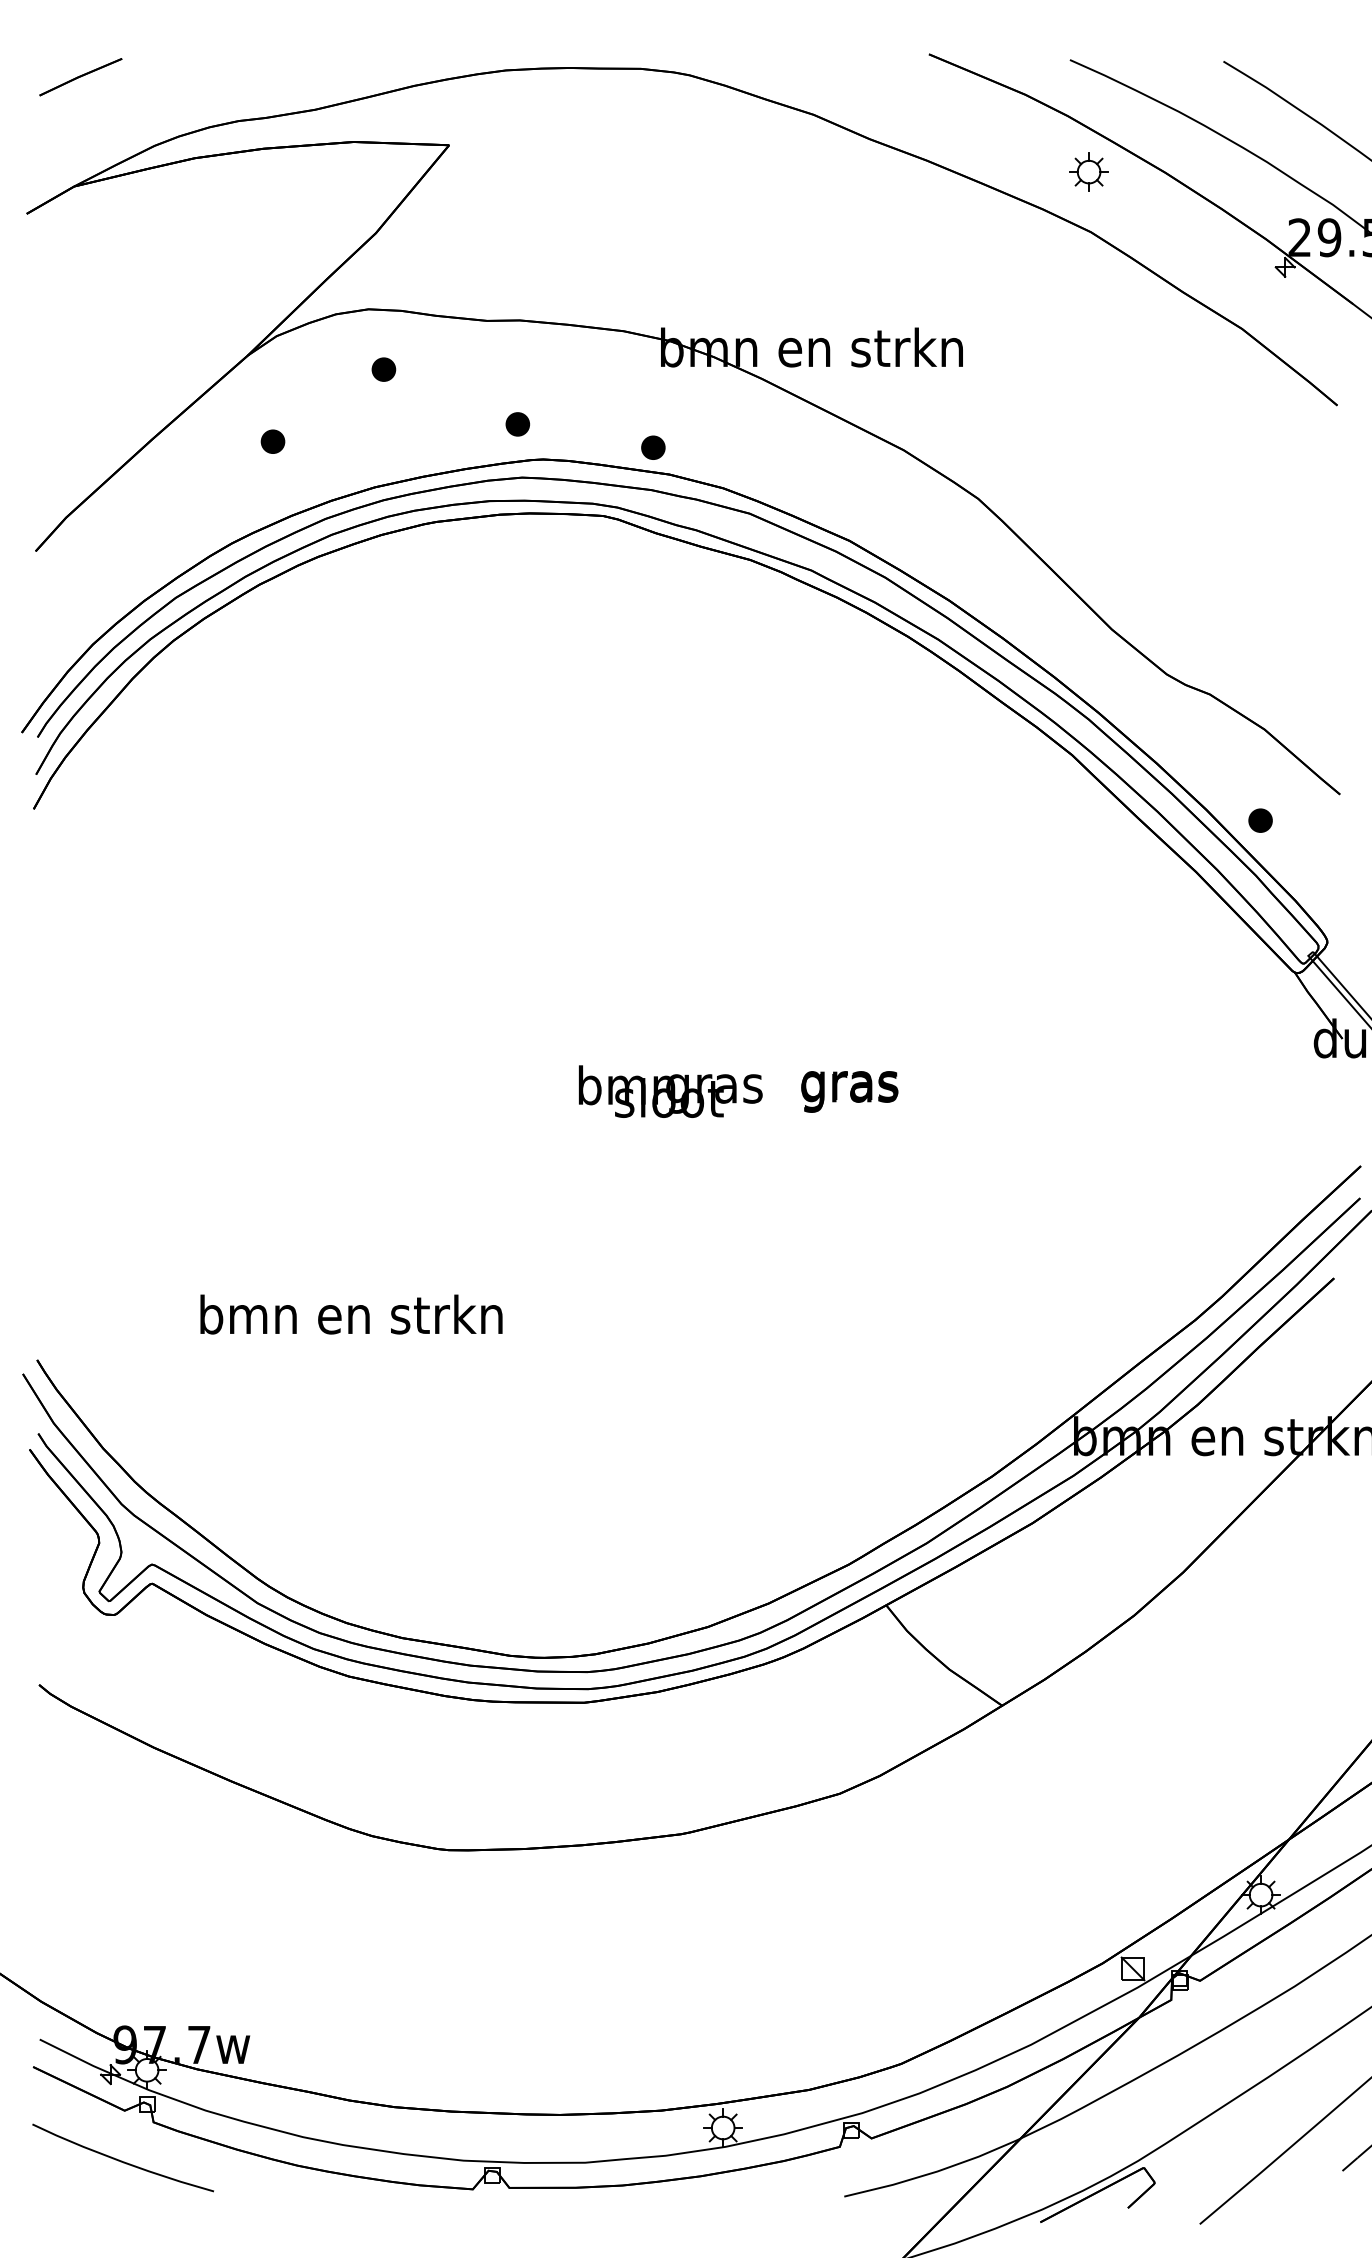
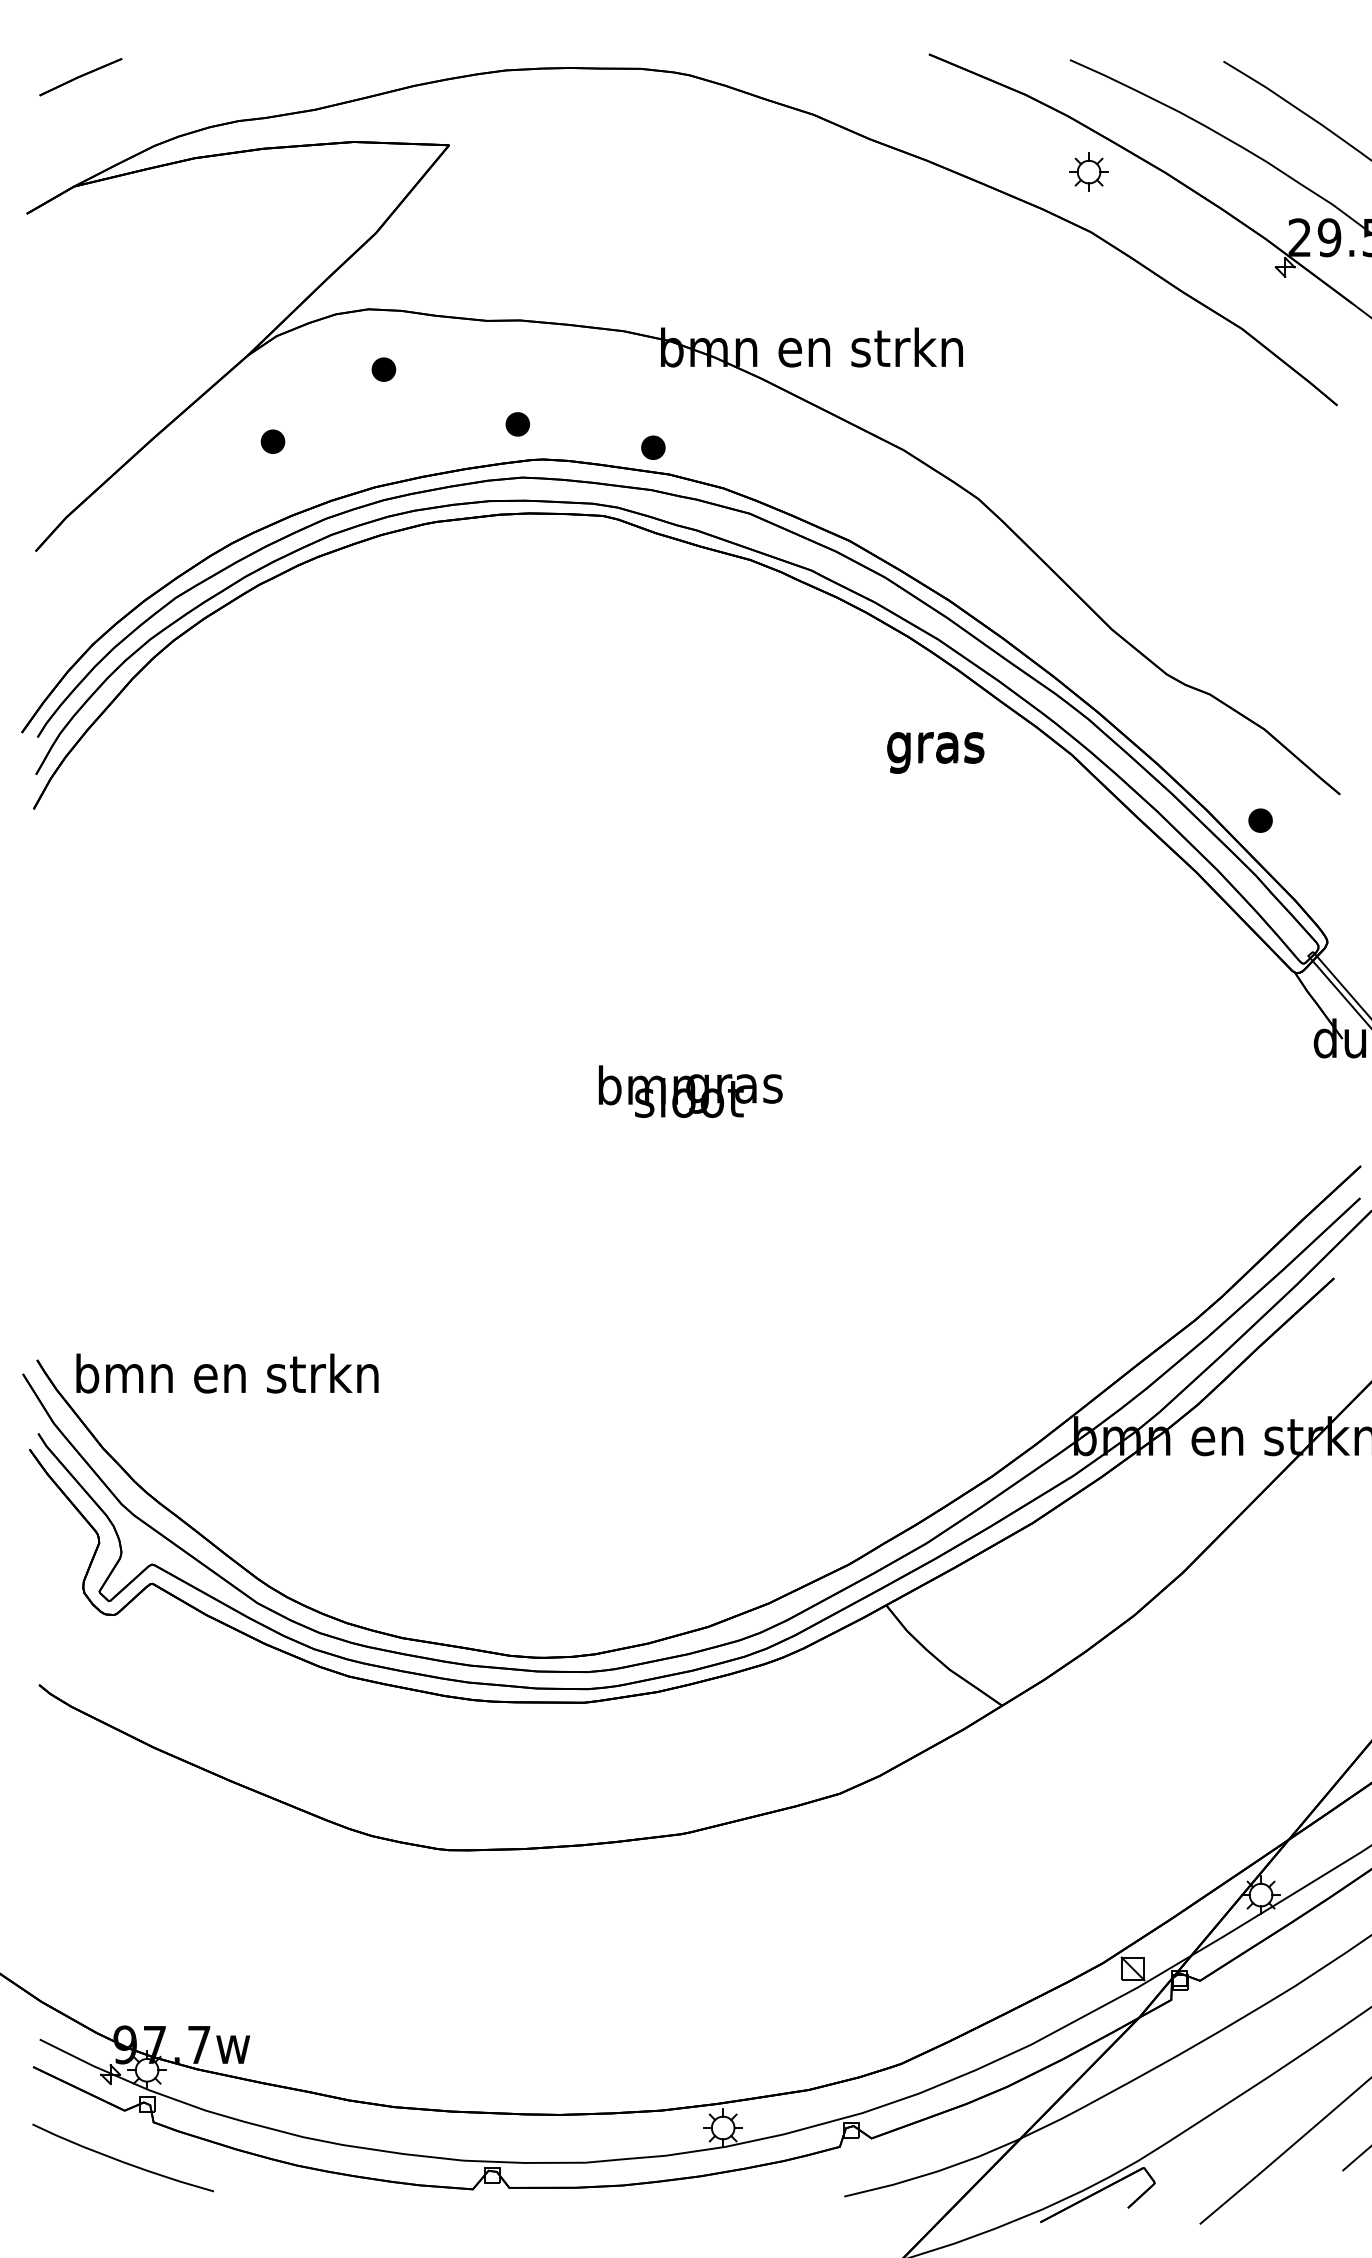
text position: (670, 1091) -> (690, 1091) (690, 1091)
text position: (849, 1091) -> (935, 752) (935, 752)
text position: (351, 1314) -> (227, 1373) (227, 1373)
